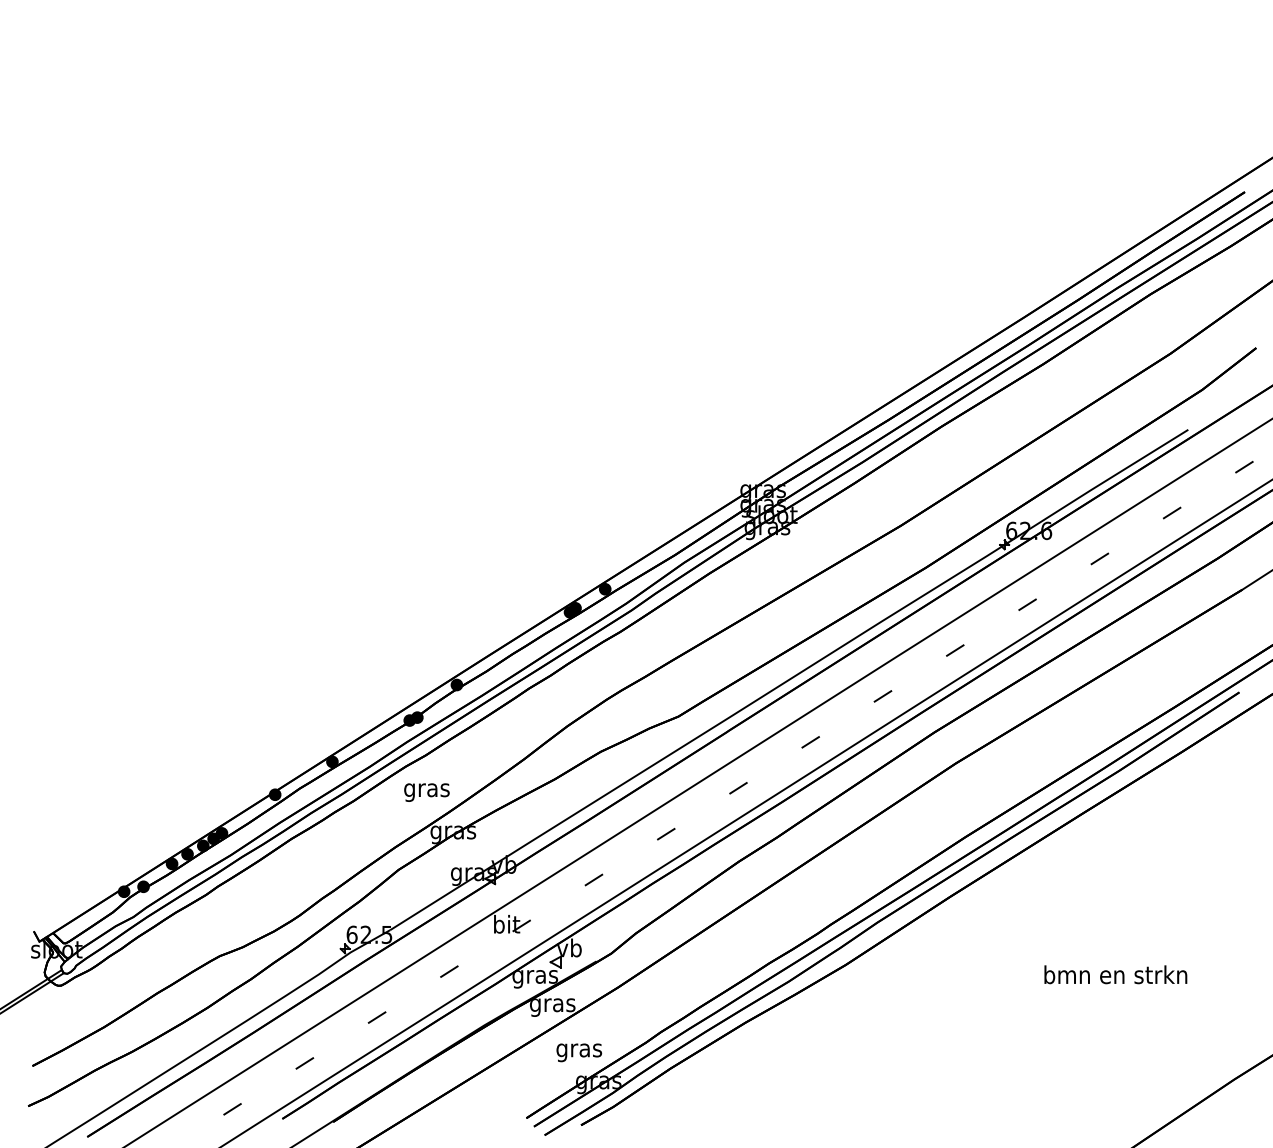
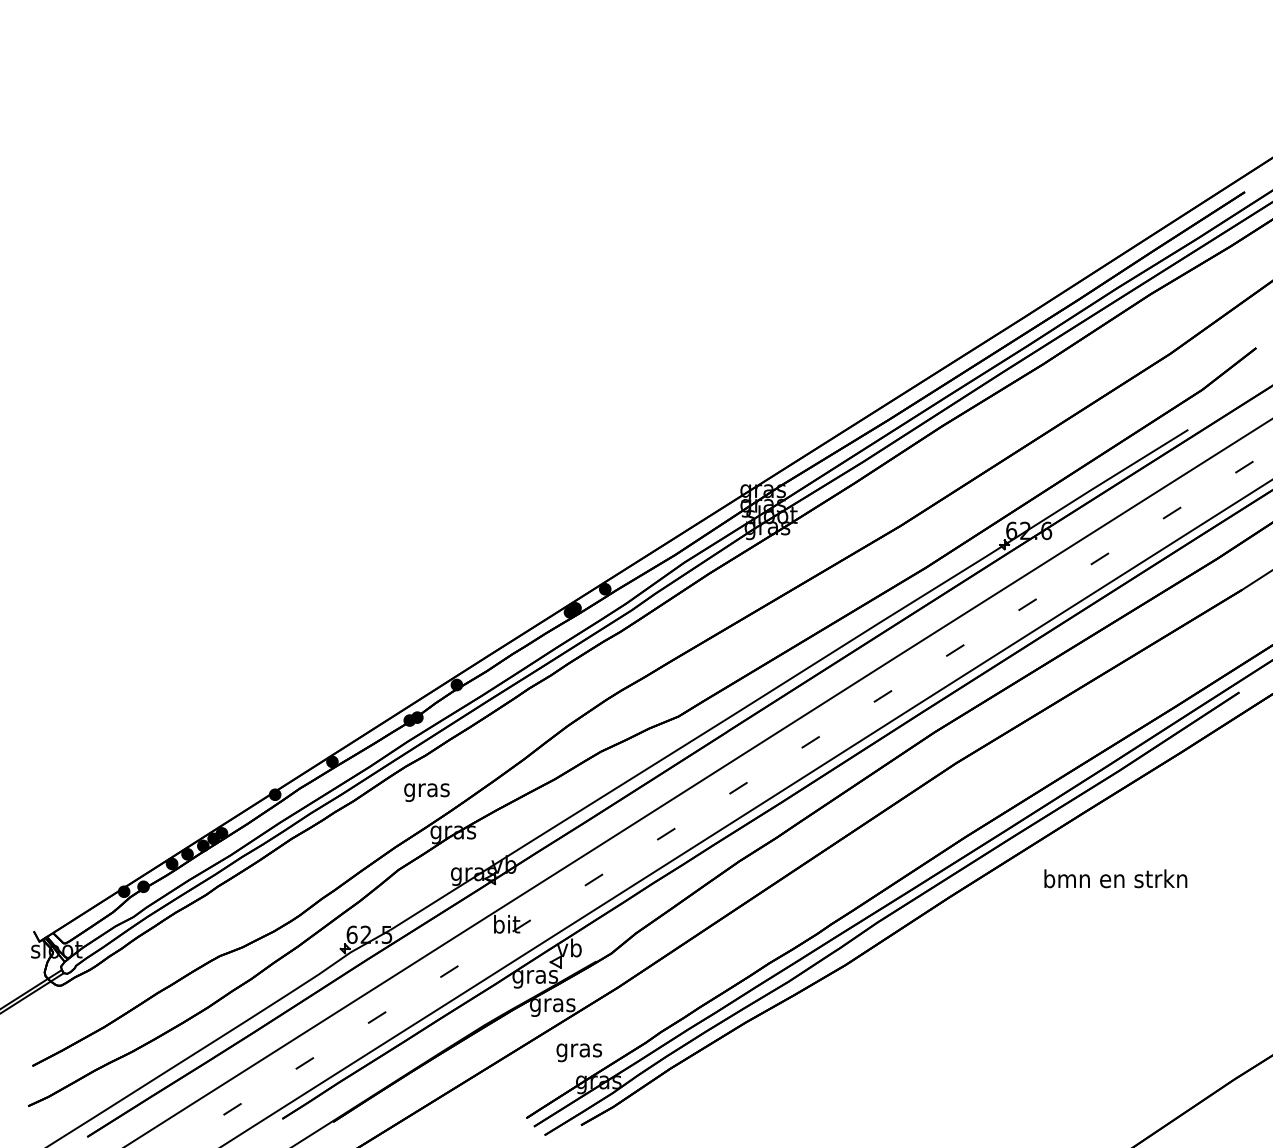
text position: (1115, 974) -> (1115, 878) (1115, 878)
